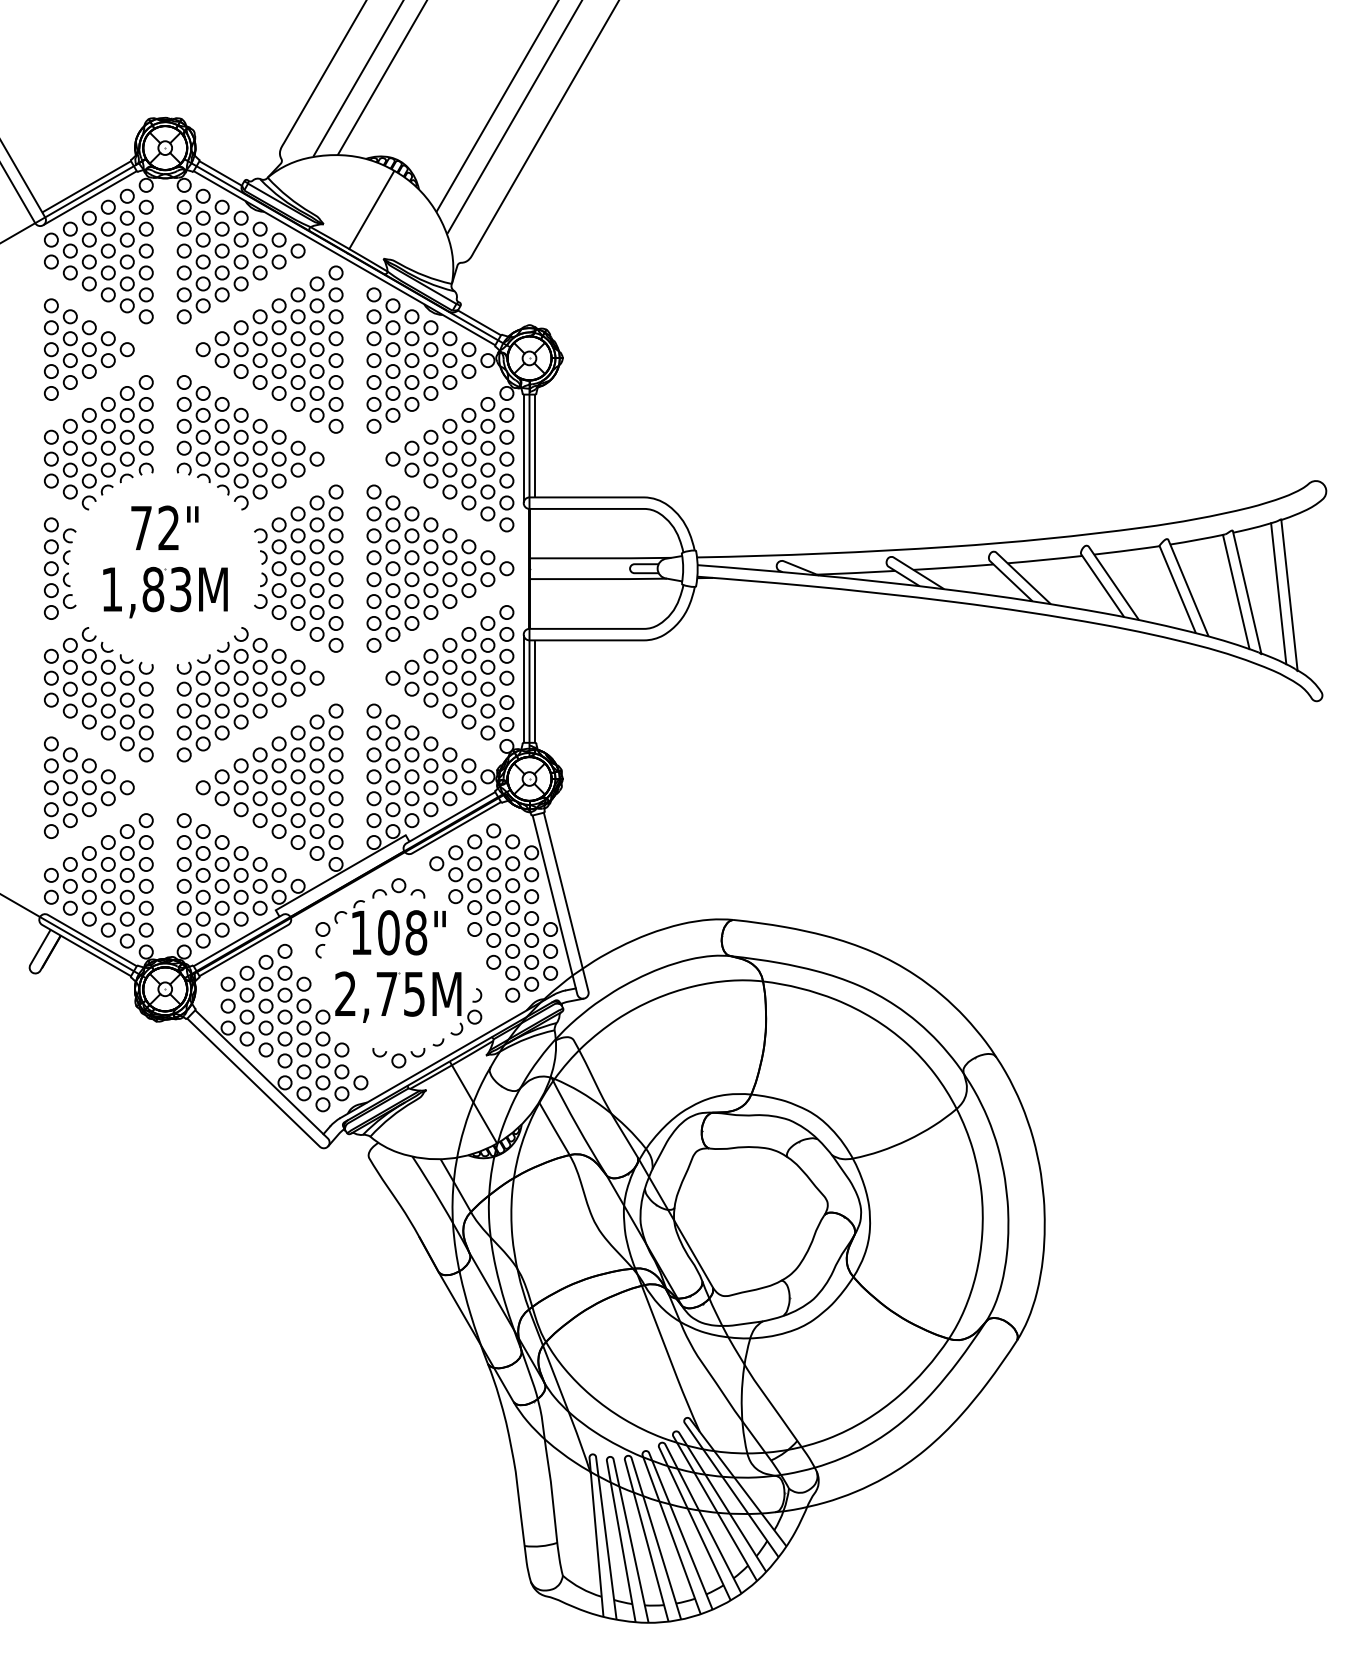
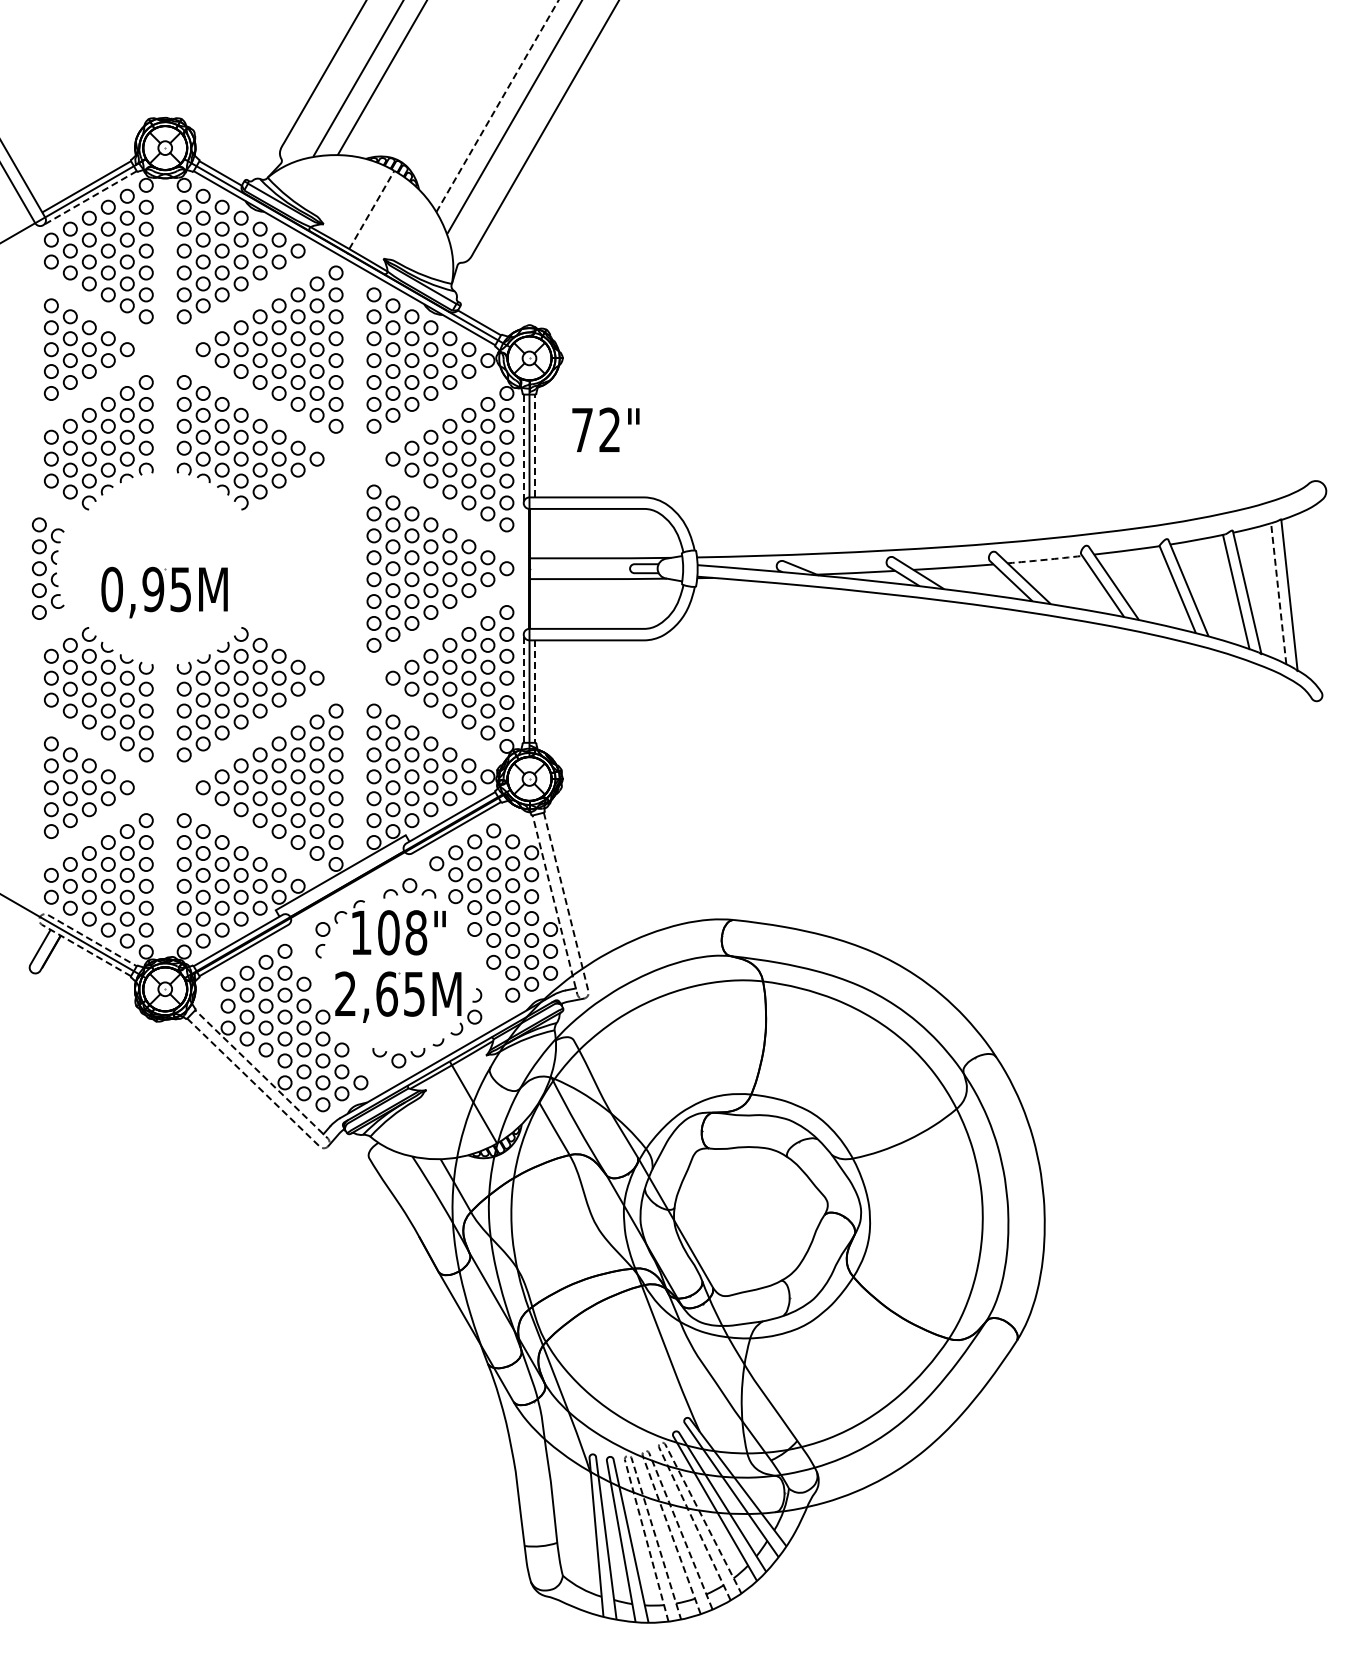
line: solid -> dashed (497, 105)
line: solid -> dashed (90, 198)
line: solid -> dashed (372, 209)
line: solid -> dashed (535, 445)
line: solid -> dashed (523, 449)
text position: (164, 527) -> (605, 429) (605, 429)
line: solid -> dashed (1045, 559)
part position: (59, 568) -> (47, 568) (47, 568)
part: present -> none (298, 568)
text: 1,83M -> 0,95M (146, 589)
line: solid -> dashed (1278, 593)
line: solid -> dashed (523, 688)
line: solid -> dashed (535, 692)
part position: (398, 888) -> (409, 888) (409, 888)
line: solid -> dashed (40, 917)
text: 2,75M -> 2,65M (387, 993)
line: solid -> dashed (584, 998)
line: solid -> dashed (328, 1146)
line: solid -> dashed (660, 1443)
line: solid -> dashed (644, 1451)
line: solid -> dashed (627, 1455)
